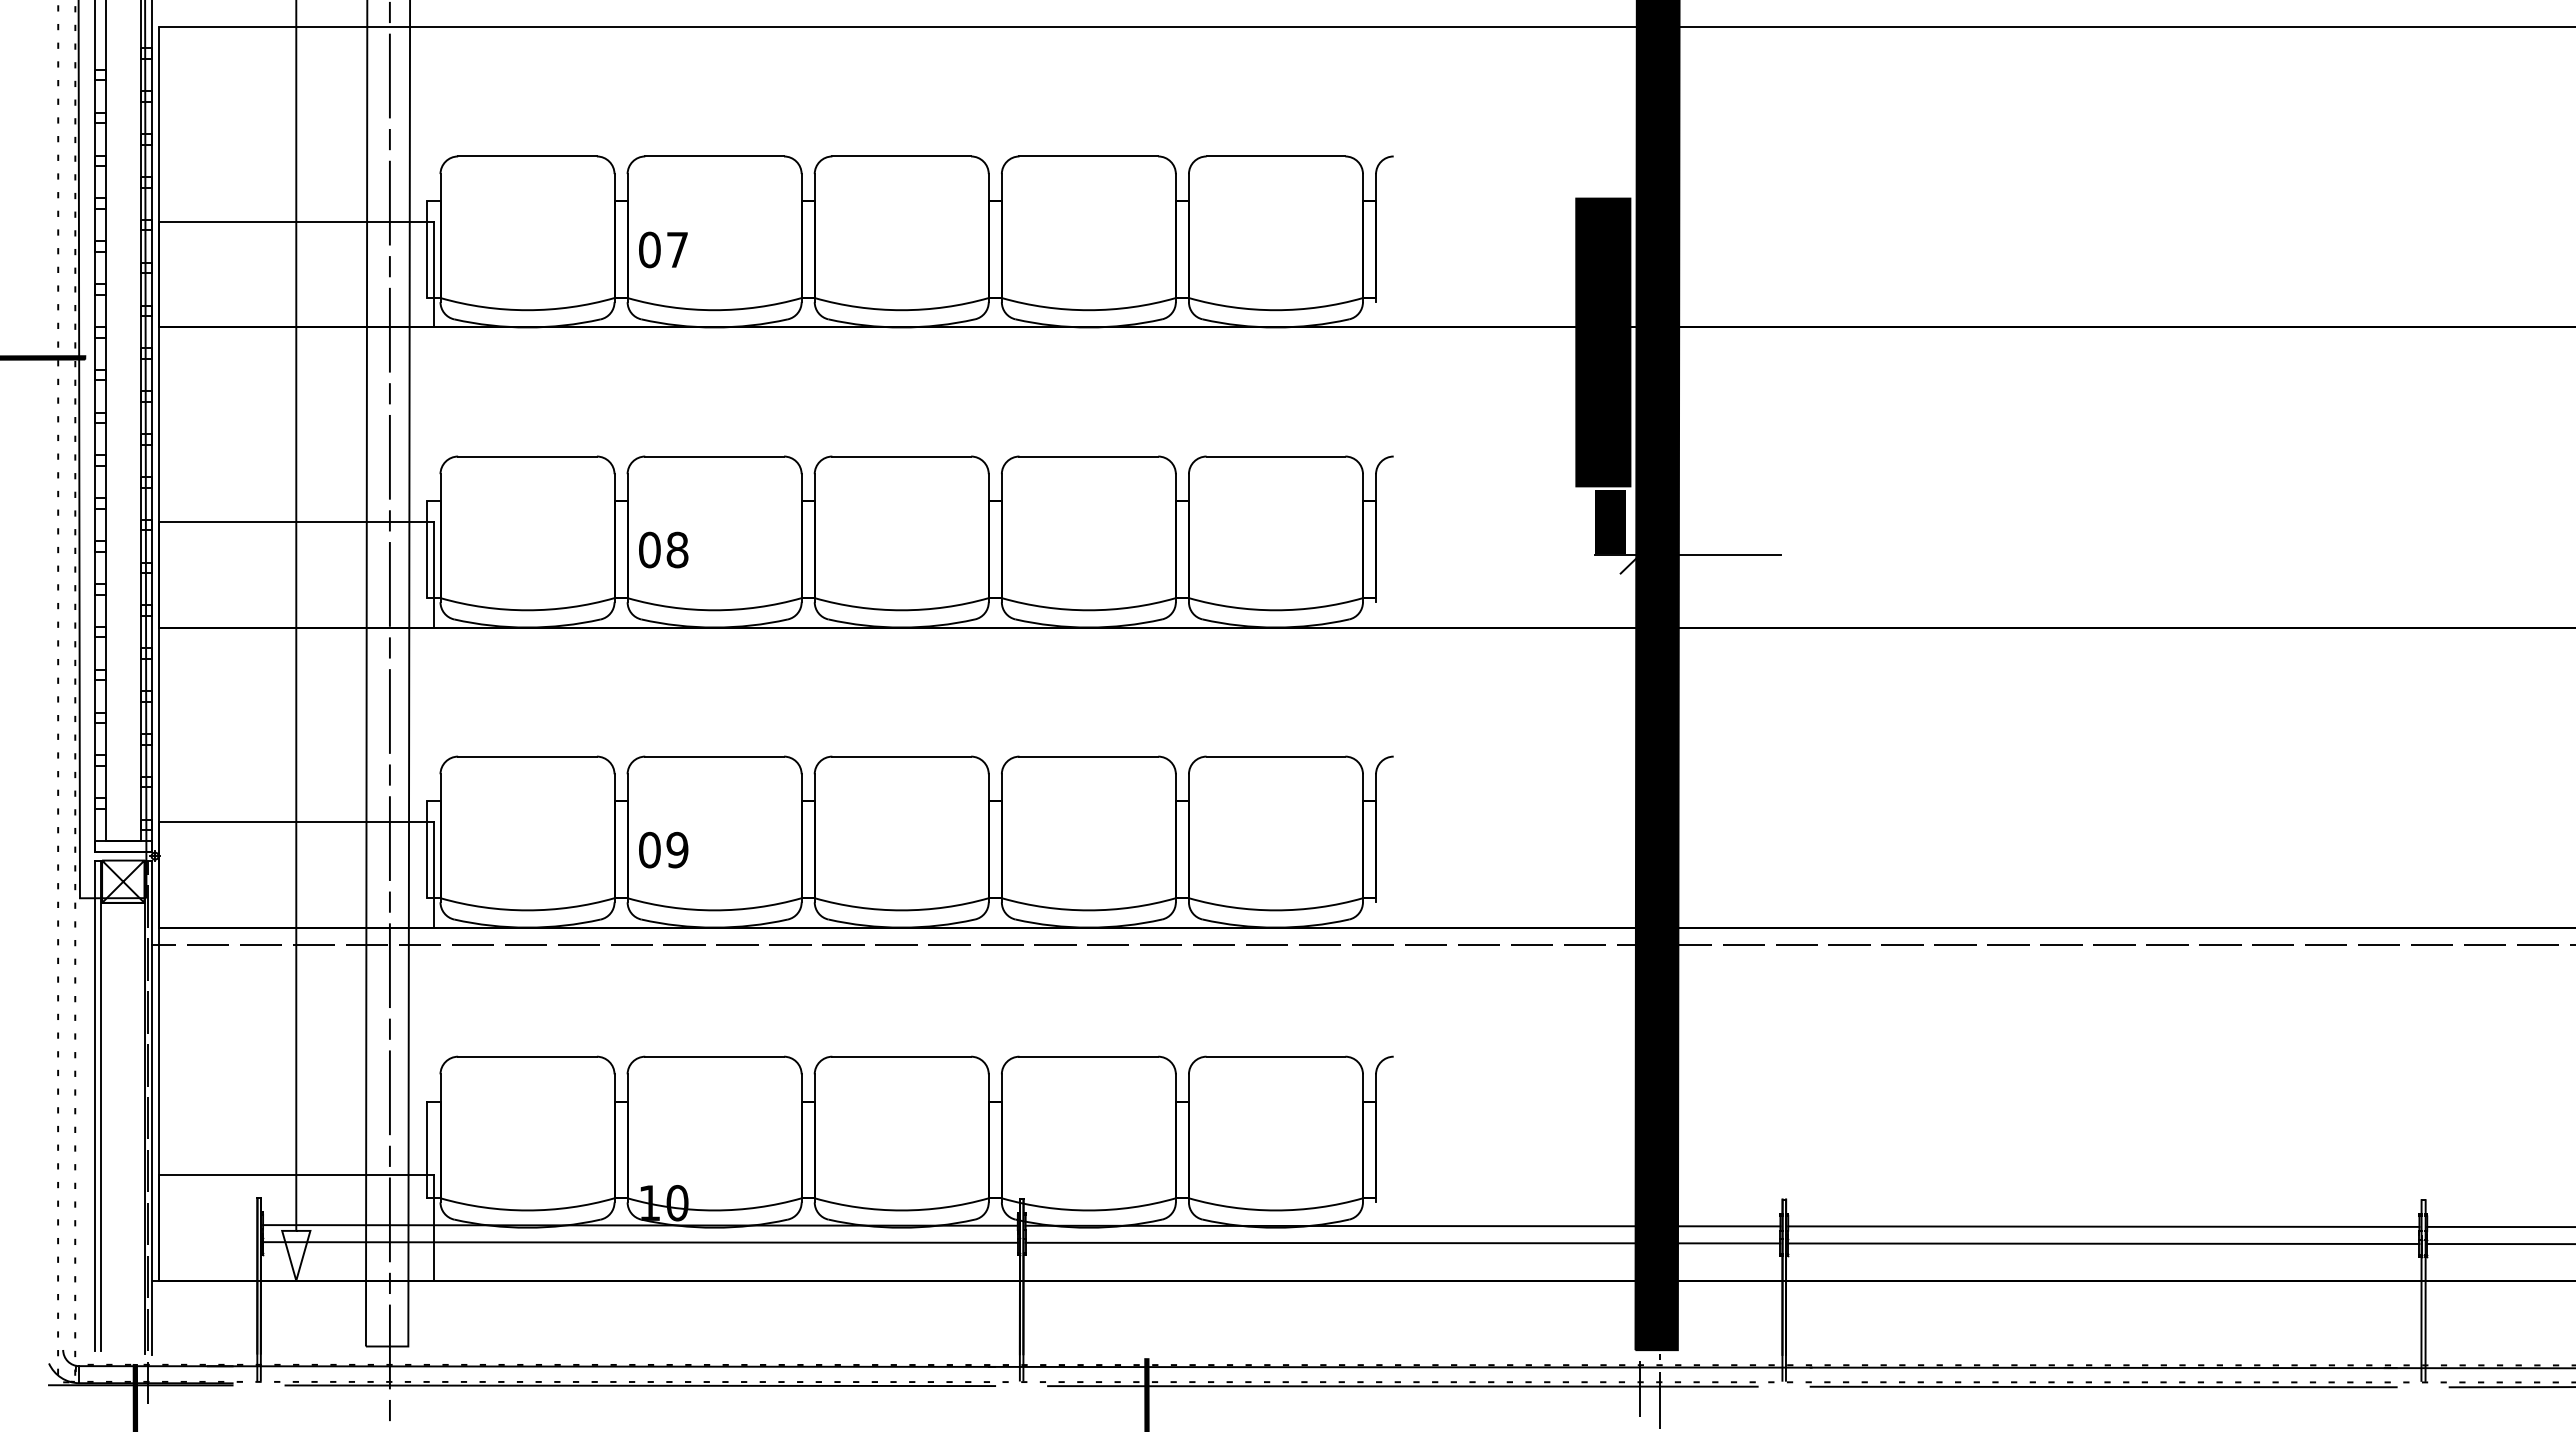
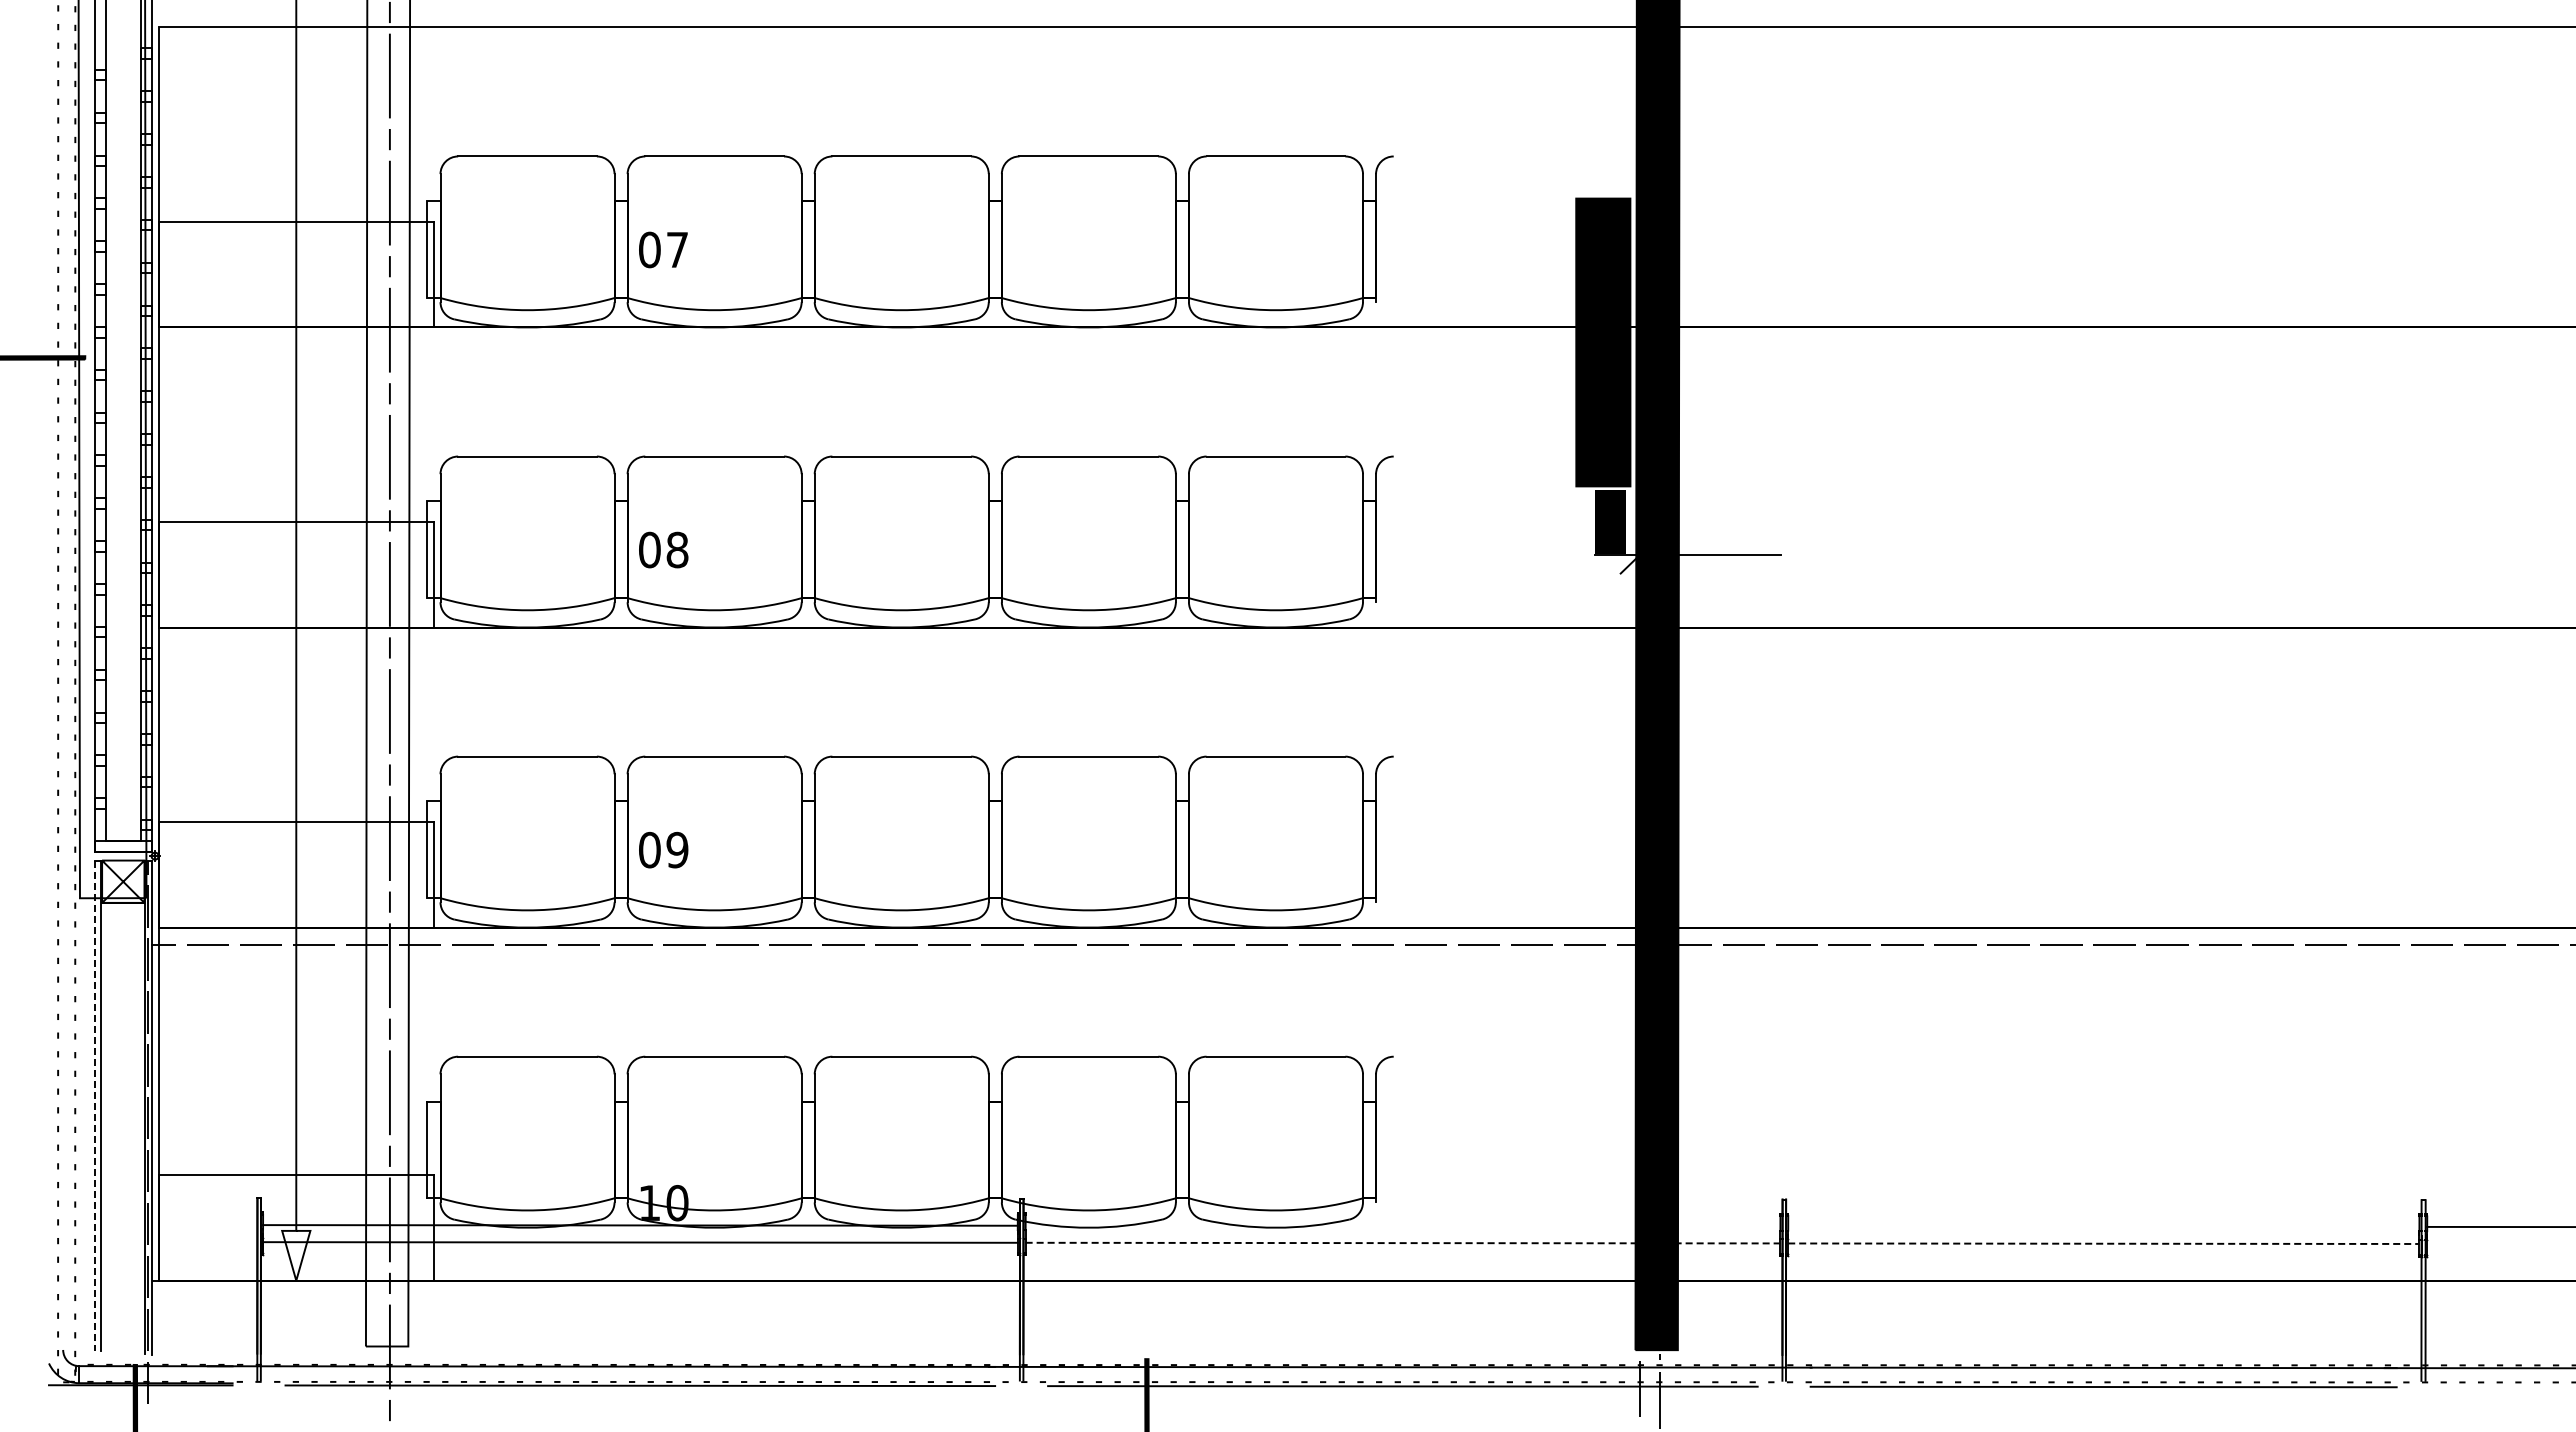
line: solid -> dashed (95, 1106)
line: present -> none (1402, 1225)
line: present -> none (2103, 1226)
line: solid -> dashed (1403, 1243)
line: solid -> dashed (2103, 1243)
line: present -> none (2499, 1244)
line: present -> none (2510, 1387)
